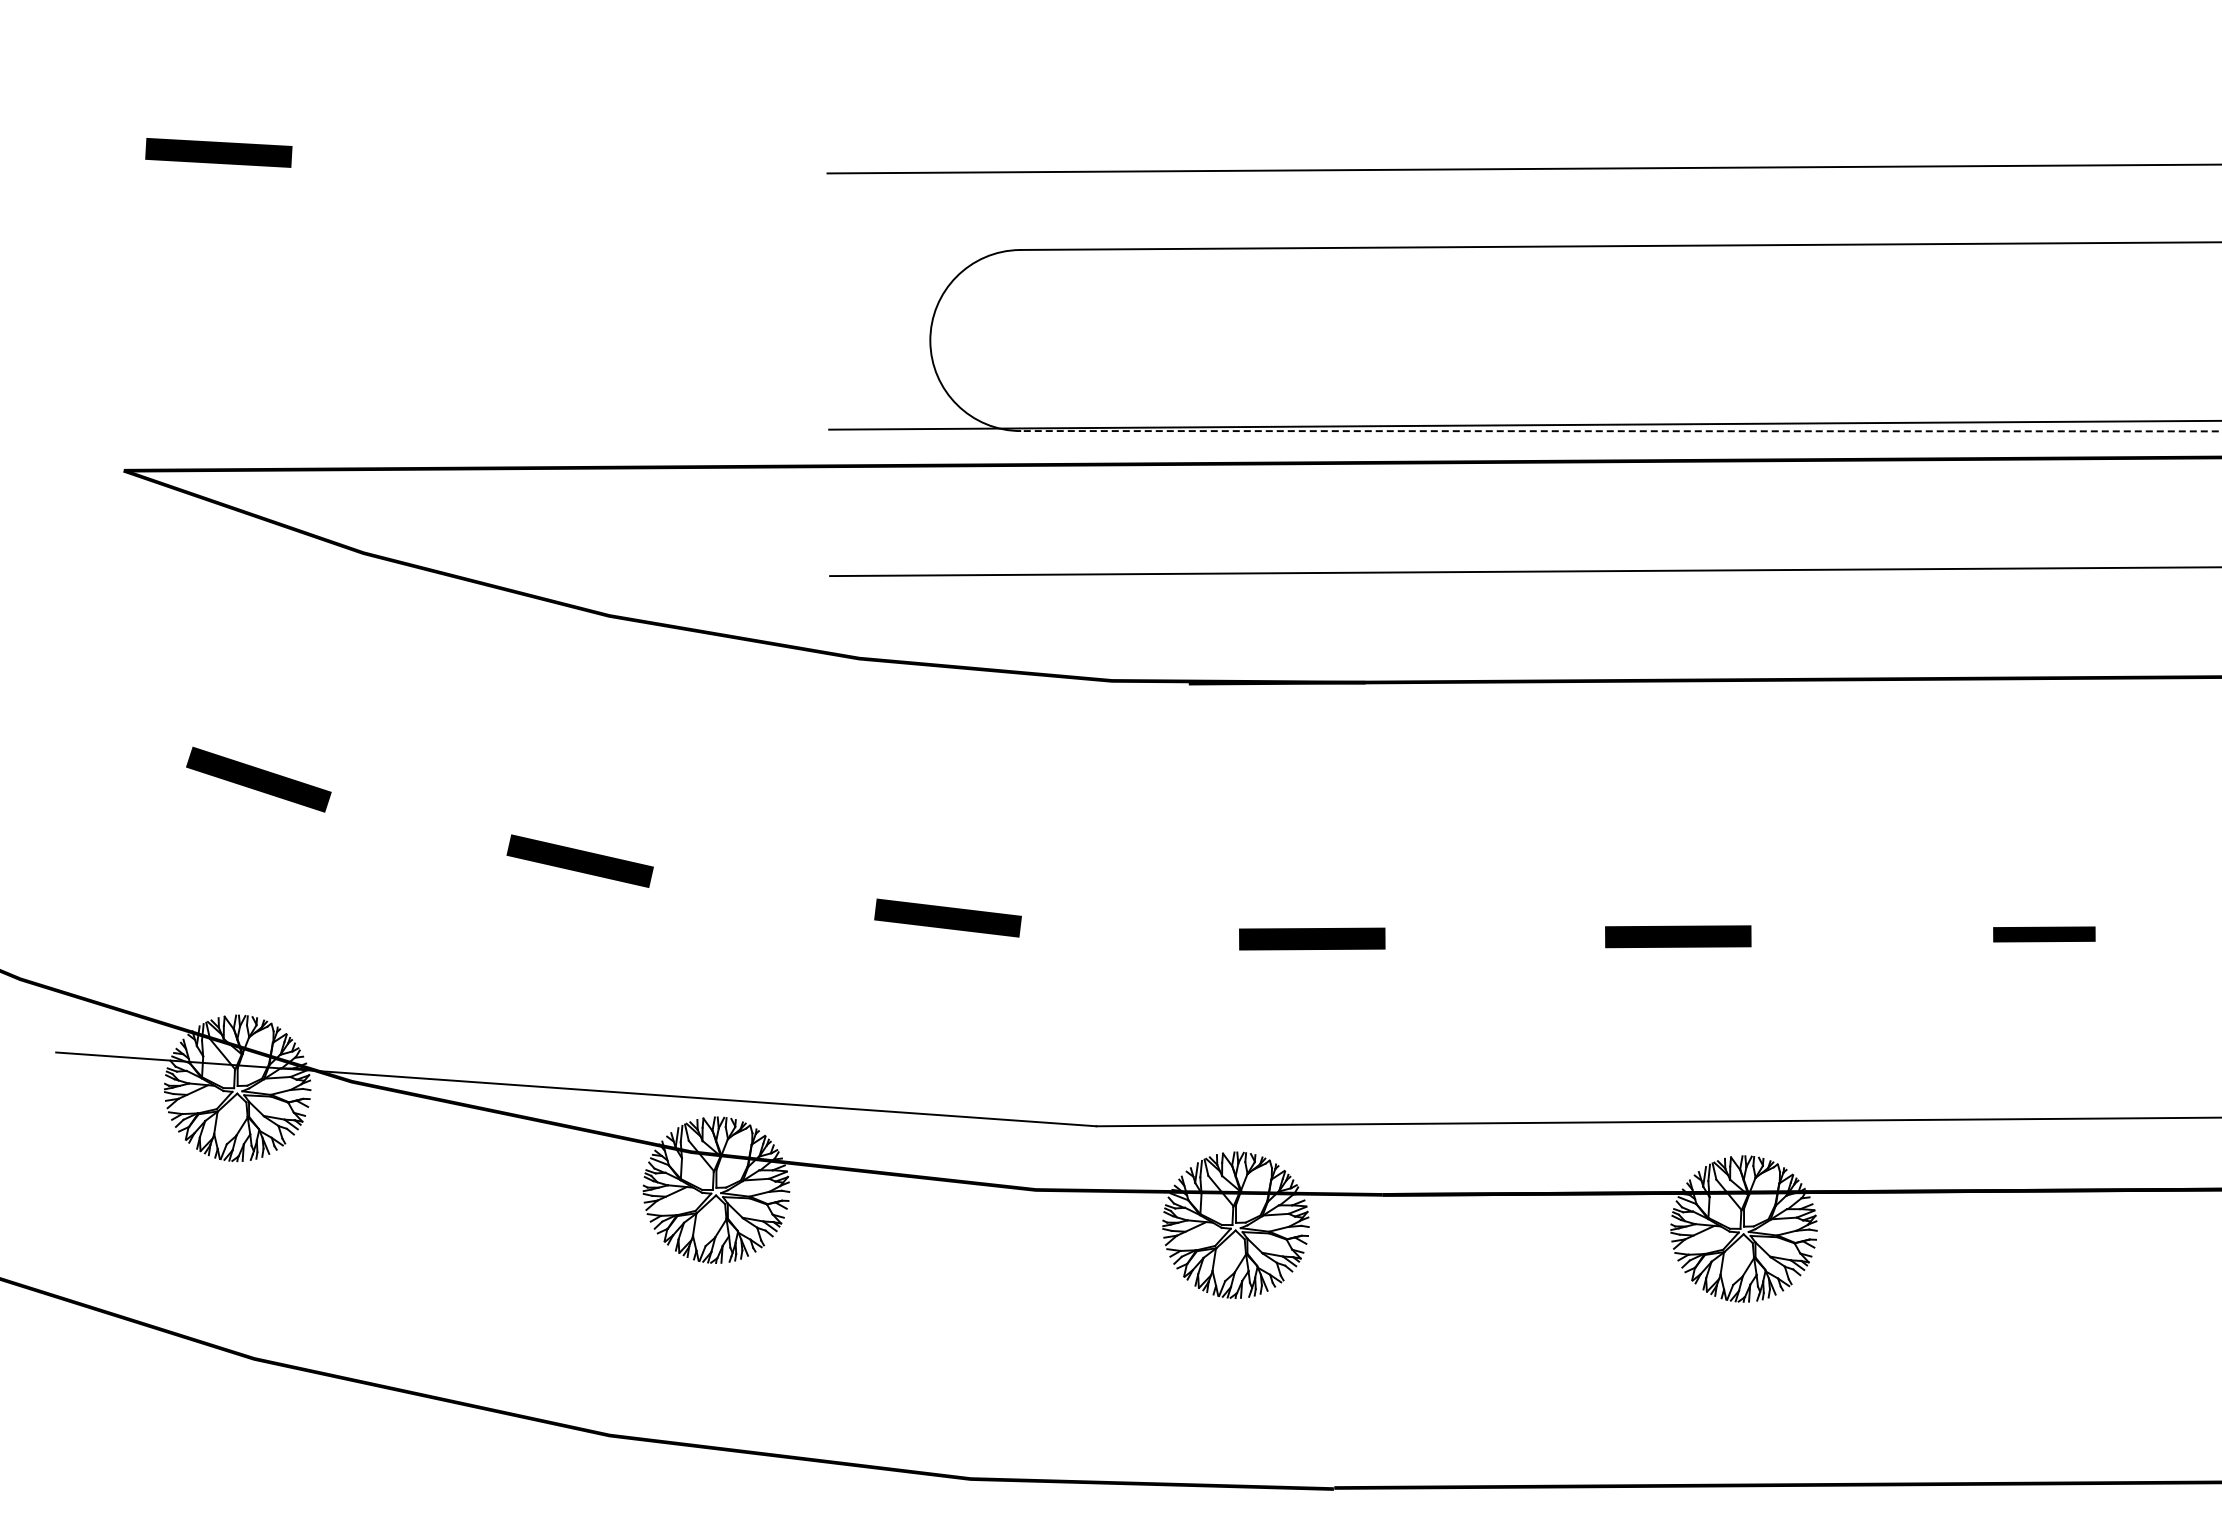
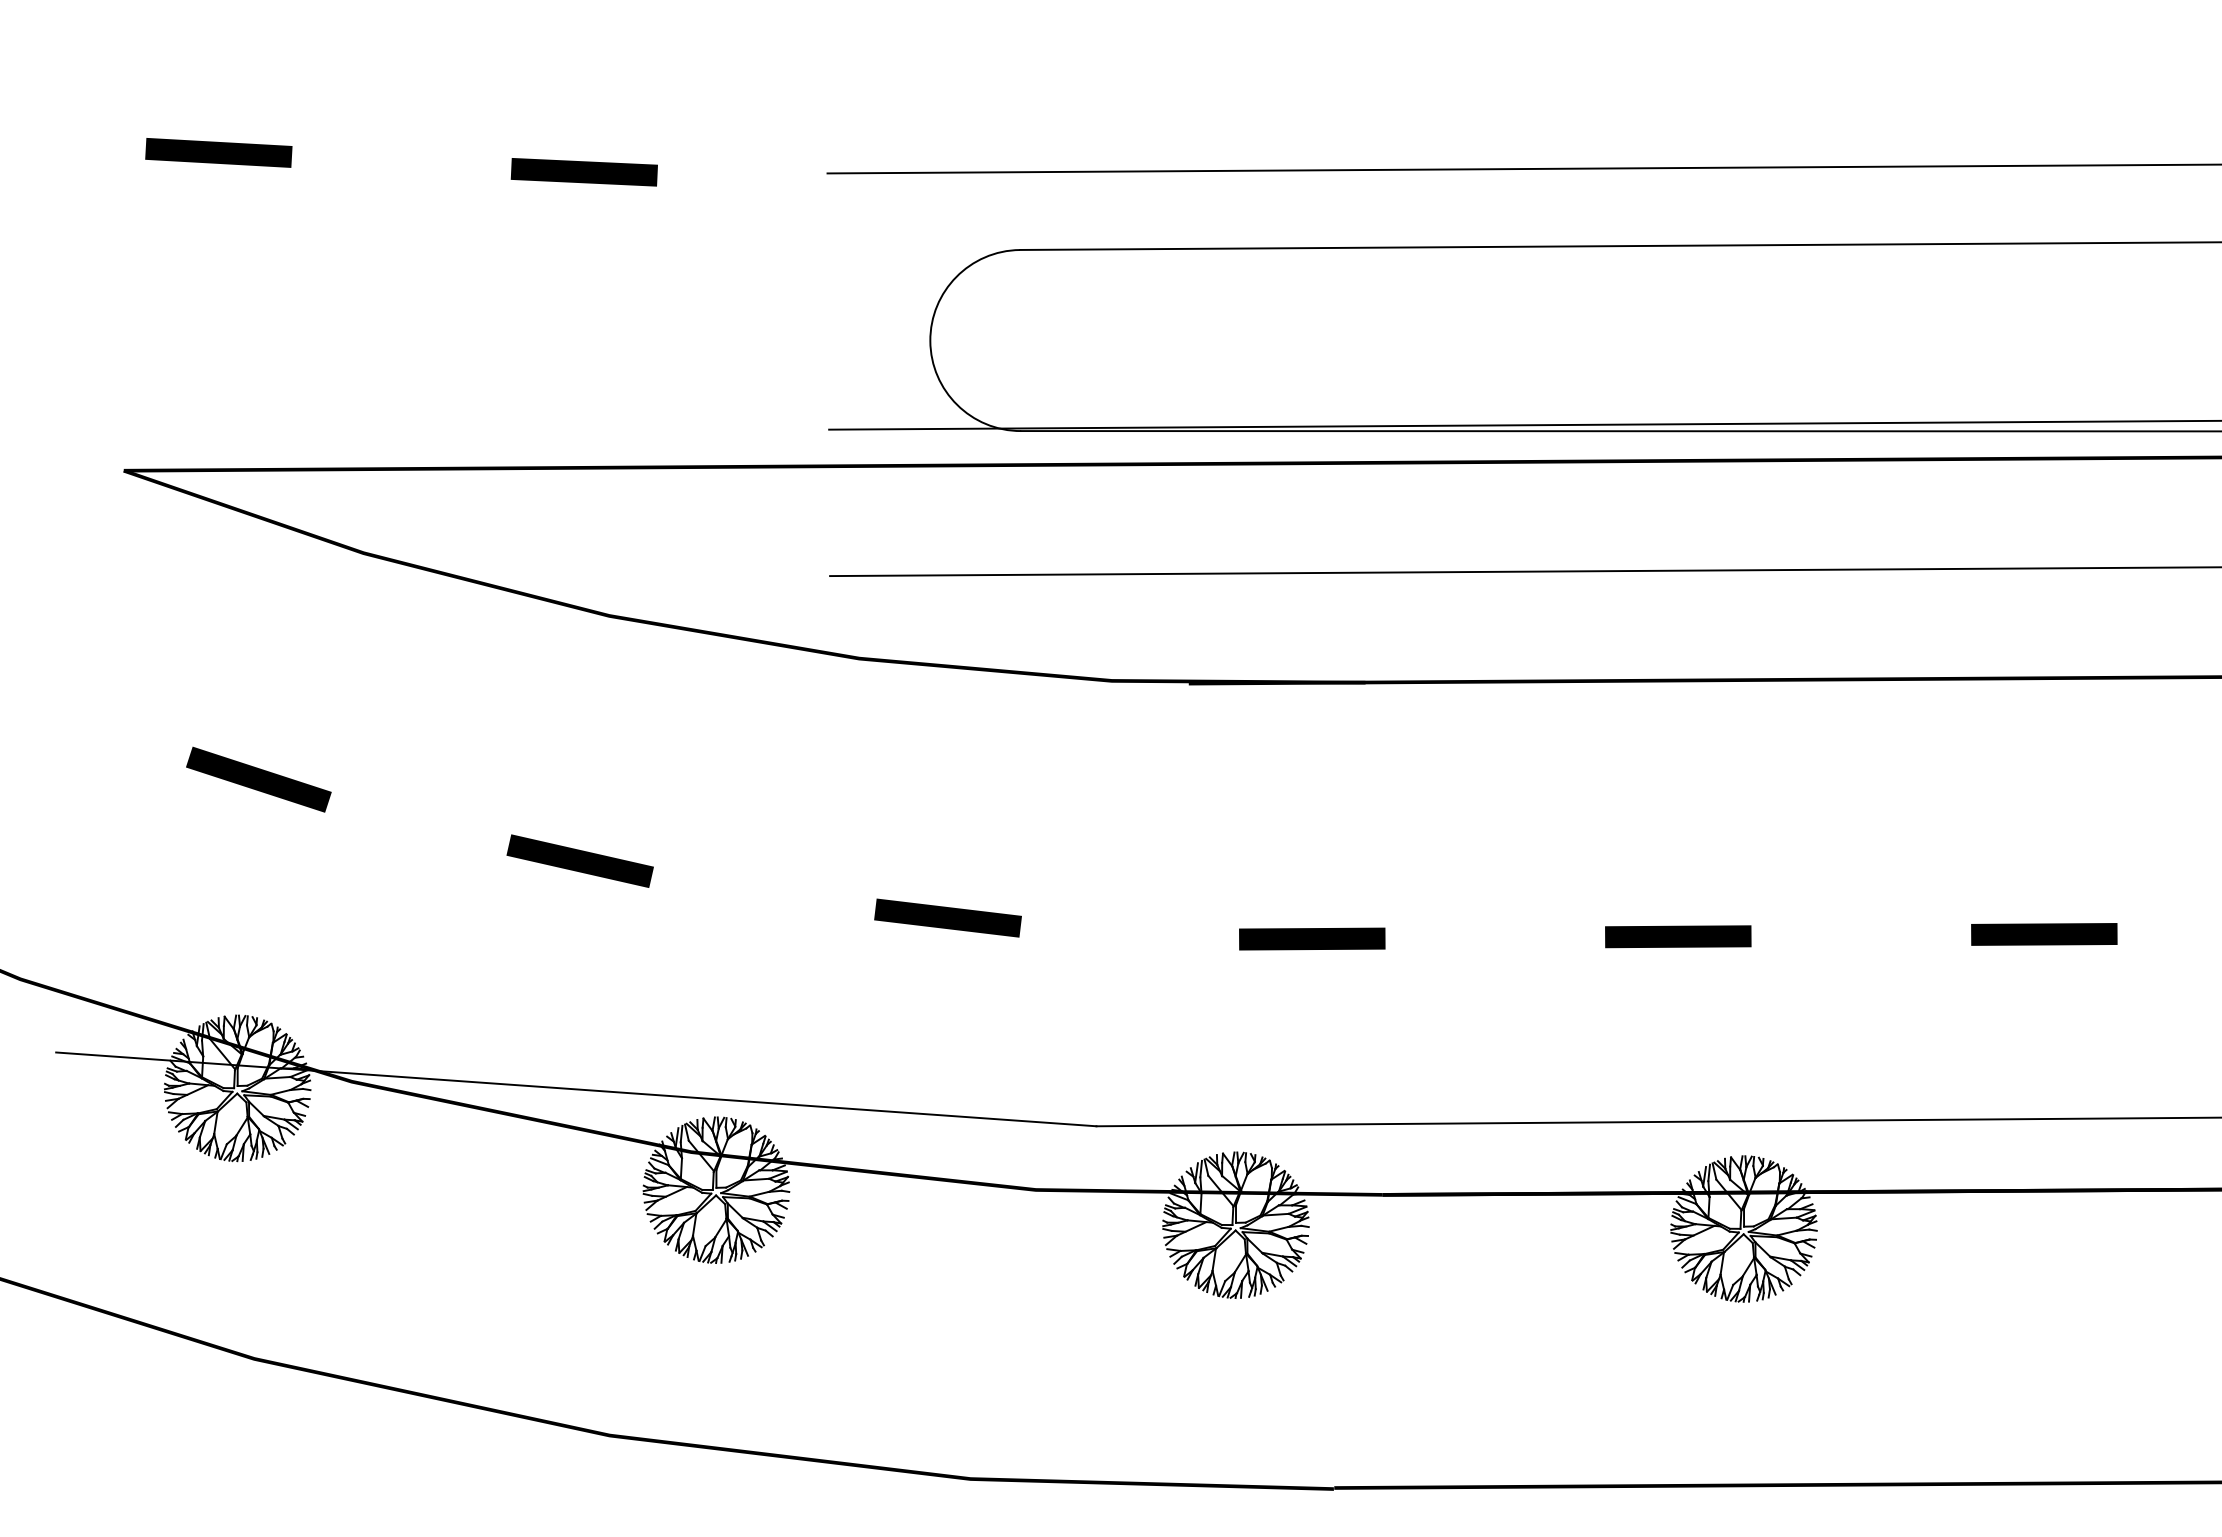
part: none -> present (583, 172)
line: dashed -> solid (1621, 431)
part size: 103x17 px -> 147x23 px (2044, 934)
